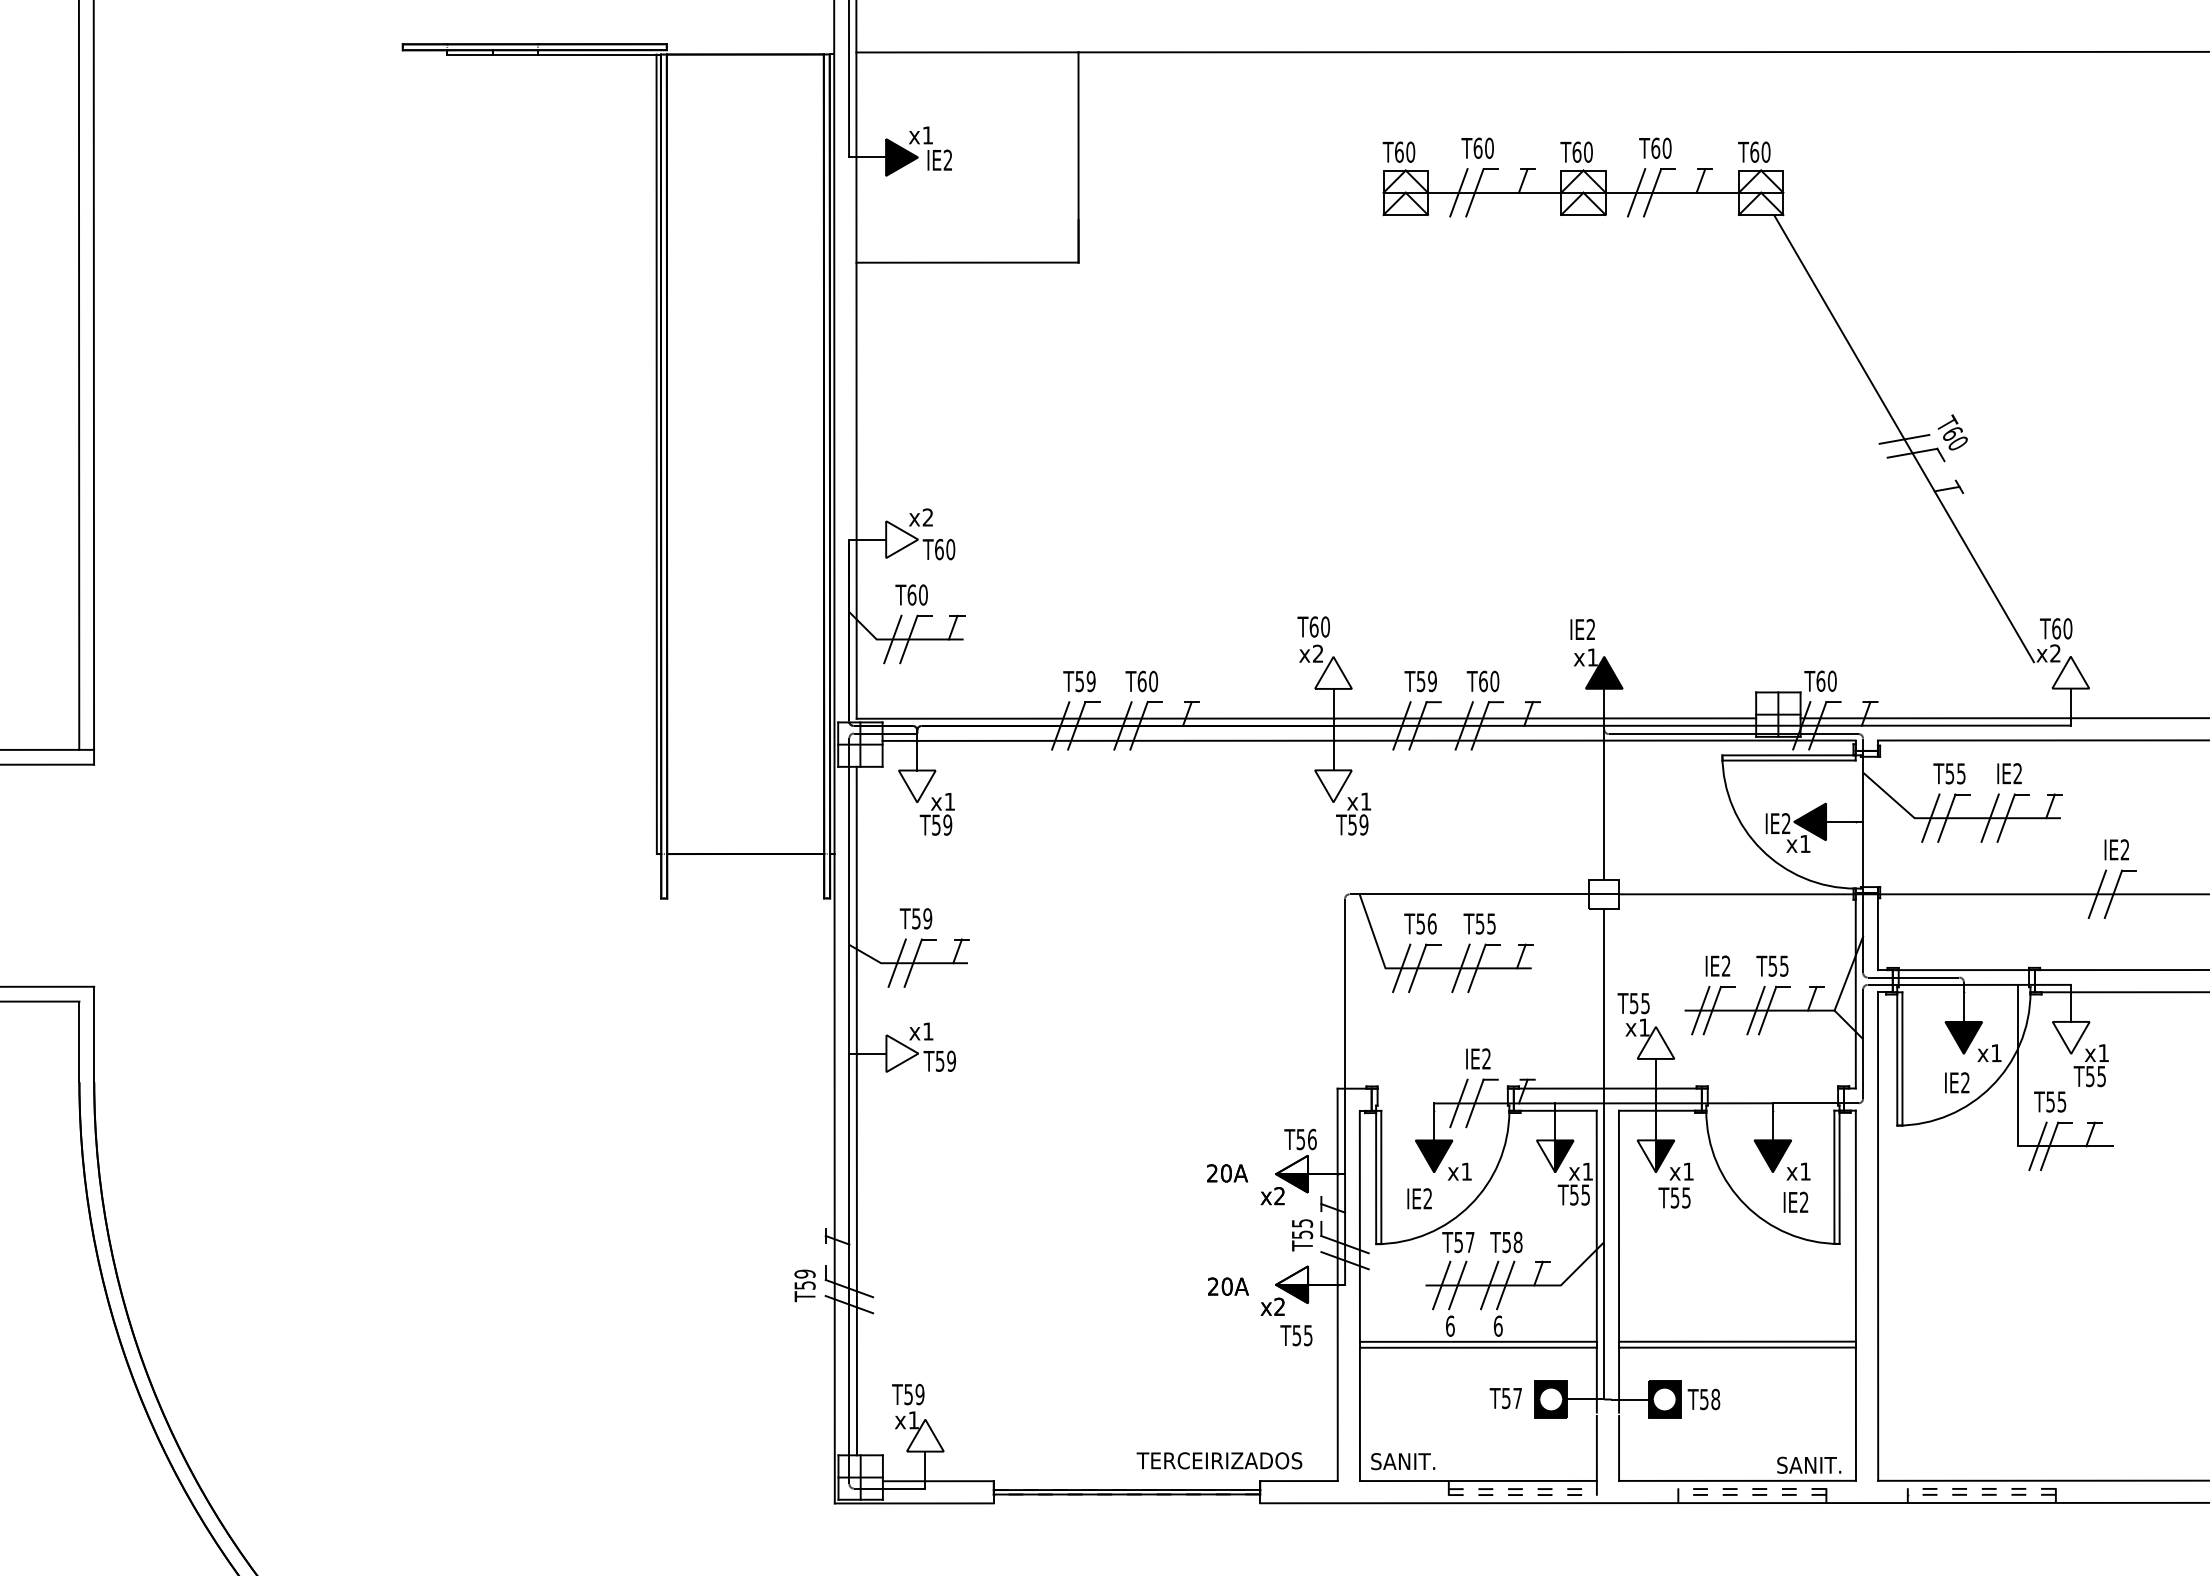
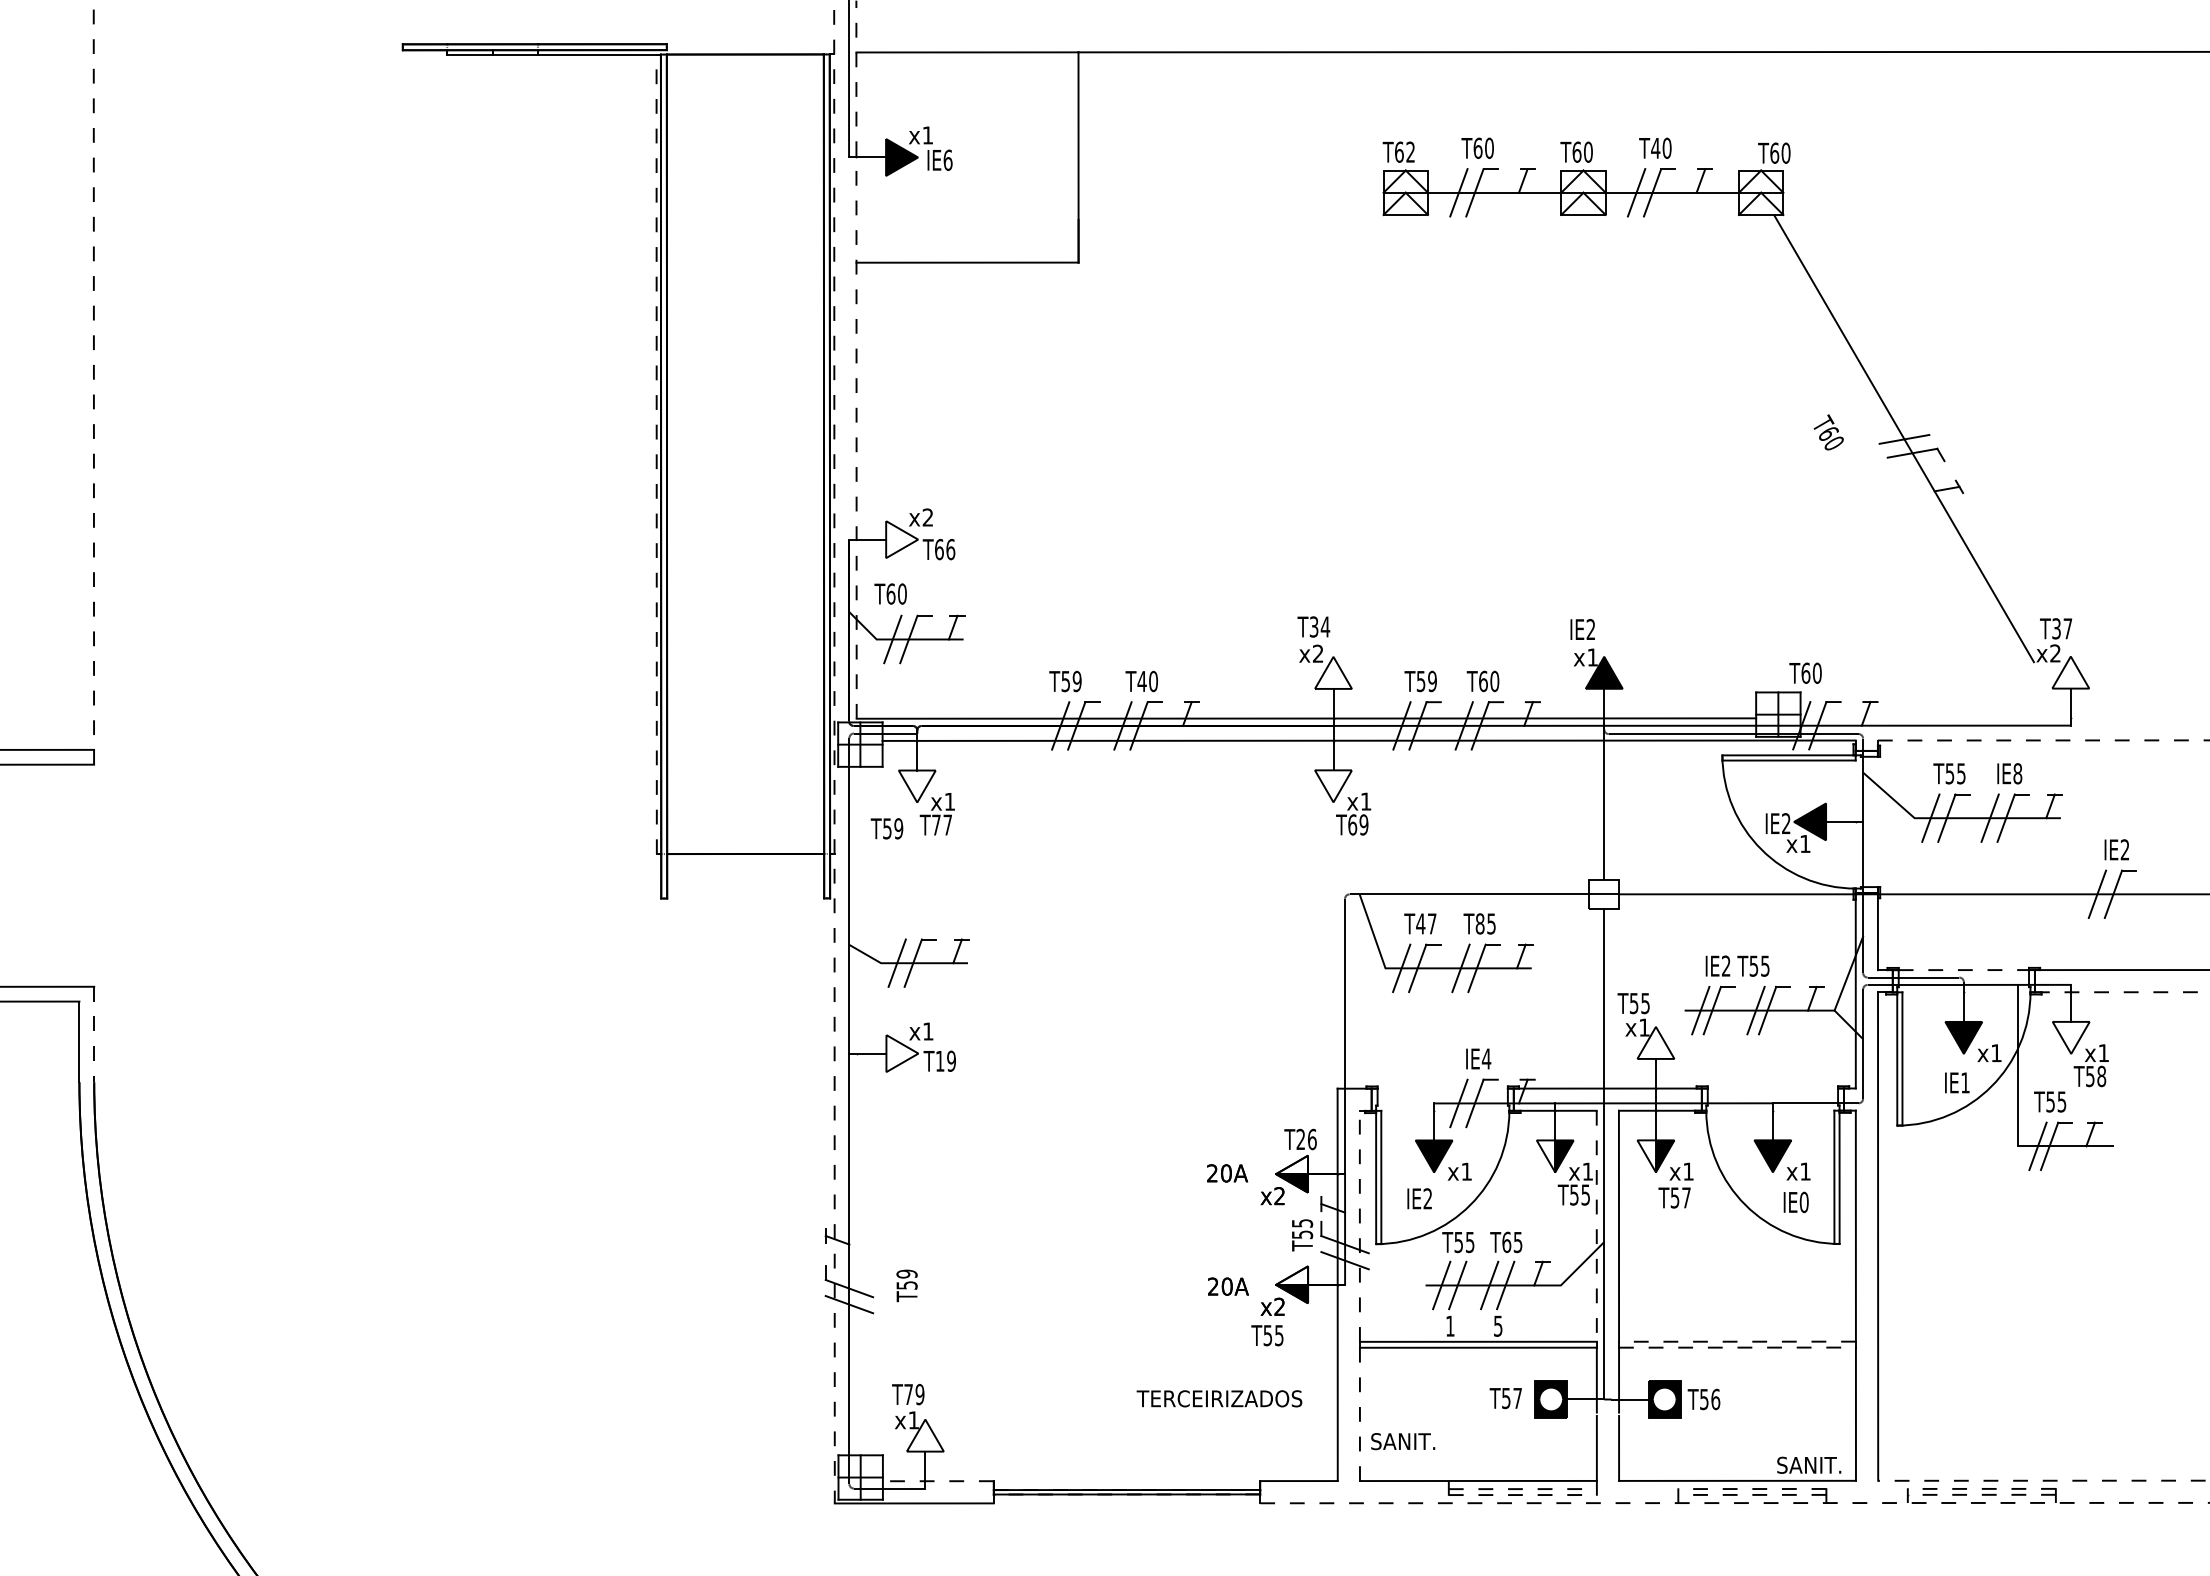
text: T60 -> T40 (1655, 147)
text: T60 -> T62 (1410, 151)
text position: (1754, 151) -> (1774, 152) (1774, 152)
text: IE2 -> IE6 (947, 159)
line: solid -> dashed (856, 359)
line: present -> none (78, 375)
line: solid -> dashed (93, 382)
text position: (1952, 432) -> (1828, 432) (1828, 432)
line: solid -> dashed (656, 454)
text: T60 -> T66 (950, 549)
text position: (911, 594) -> (890, 593) (890, 593)
text: T60 -> T34 (1319, 626)
text: T60 -> T37 (2062, 628)
text position: (1820, 680) -> (1805, 672) (1805, 672)
text position: (1079, 681) -> (1065, 681) (1065, 681)
text: T60 -> T40 (1141, 681)
line: present -> none (2003, 718)
line: solid -> dashed (2043, 740)
line: solid -> dashed (834, 751)
text: IE2 -> IE8 (2017, 773)
text: T59 -> T77 (942, 824)
text: T59 -> T69 (1352, 824)
text position: (915, 918) -> (886, 828) (886, 828)
text: T56 -> T47 (1426, 923)
text: T55 -> T85 (1479, 923)
text position: (1772, 965) -> (1753, 965) (1753, 965)
line: solid -> dashed (1964, 970)
line: solid -> dashed (2122, 992)
line: solid -> dashed (94, 1034)
text: IE2 -> IE4 (1486, 1058)
text: T59 -> T19 (940, 1061)
text: T55 -> T58 (2101, 1076)
text: IE2 -> IE1 (1965, 1082)
line: present -> none (856, 1110)
text: T56 -> T26 (1300, 1139)
text: T55 -> T57 (1686, 1197)
text: IE2 -> IE0 (1803, 1202)
line: solid -> dashed (1359, 1225)
line: solid -> dashed (1596, 1226)
text: T57 -> T55 (1470, 1242)
text: T58 -> T65 (1512, 1242)
text position: (804, 1285) -> (906, 1285) (906, 1285)
text: 6 -> 1 (1450, 1325)
text: 6 -> 5 (1497, 1325)
text position: (1296, 1335) -> (1267, 1335) (1267, 1335)
line: solid -> dashed (1736, 1341)
line: solid -> dashed (1737, 1347)
text: T59 -> T79 (908, 1394)
text: T58 -> T56 (1715, 1398)
line: solid -> dashed (1359, 1414)
text position: (1219, 1460) -> (1219, 1398) (1219, 1398)
text position: (1403, 1461) -> (1403, 1441) (1403, 1441)
line: solid -> dashed (2044, 1480)
line: solid -> dashed (937, 1481)
line: solid -> dashed (1734, 1503)
